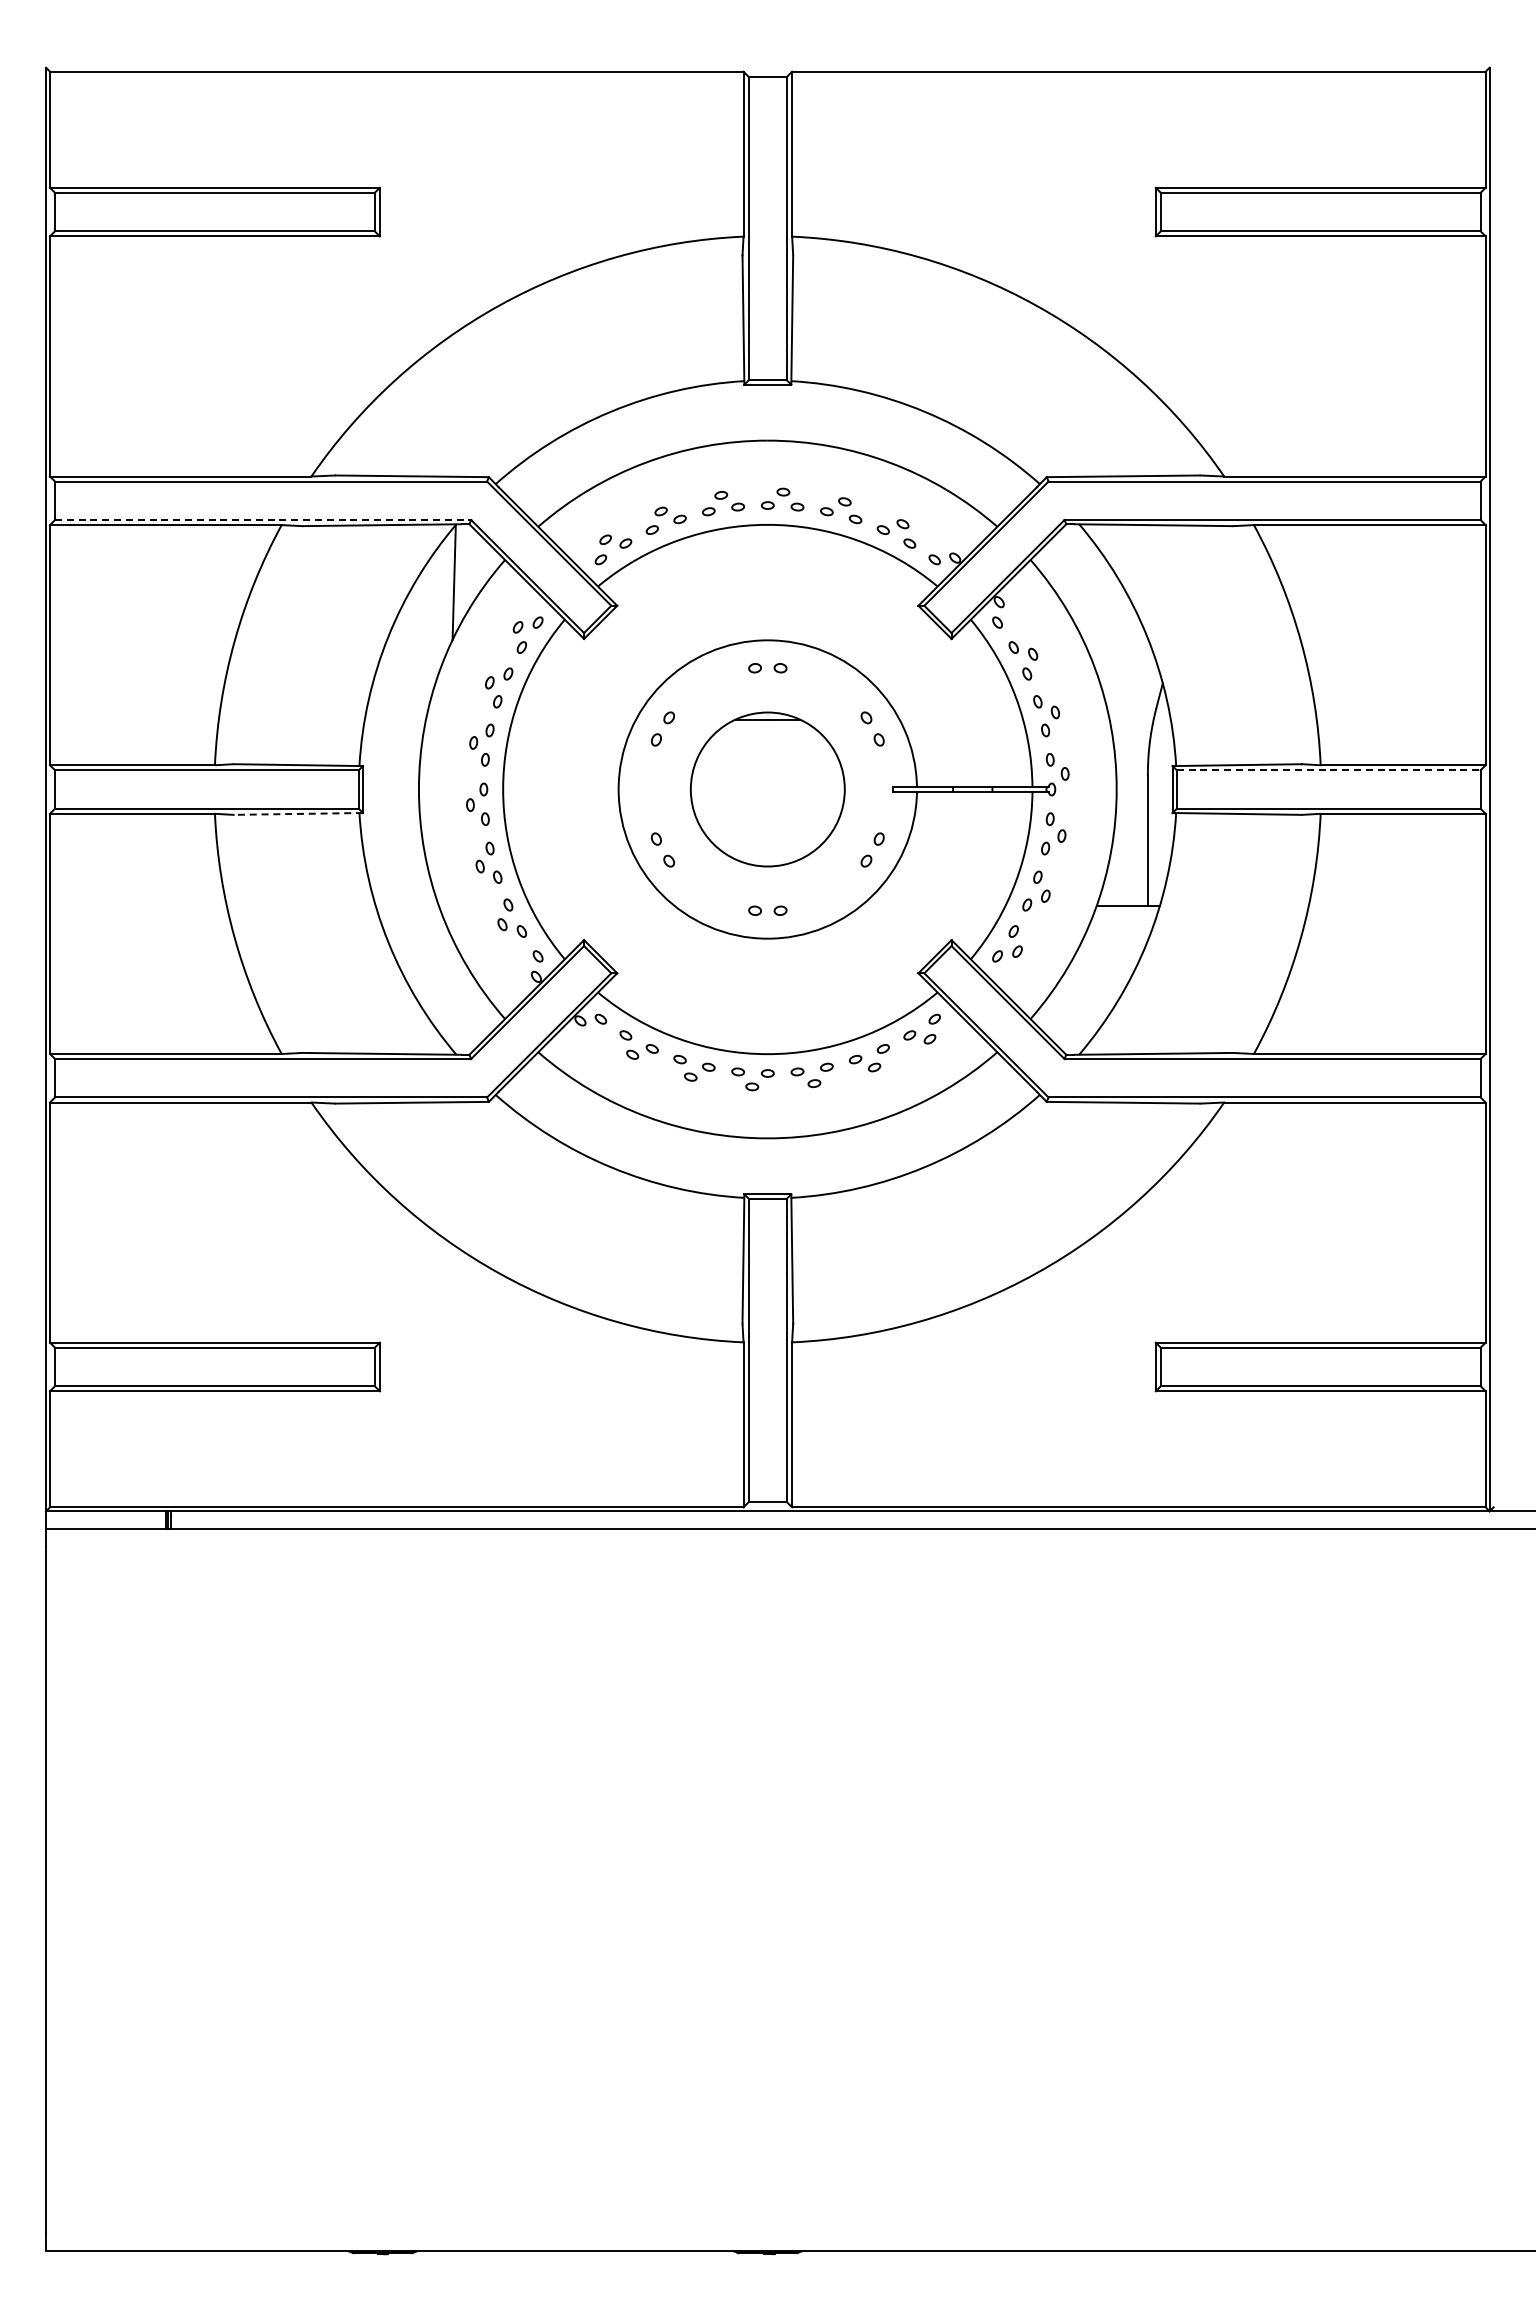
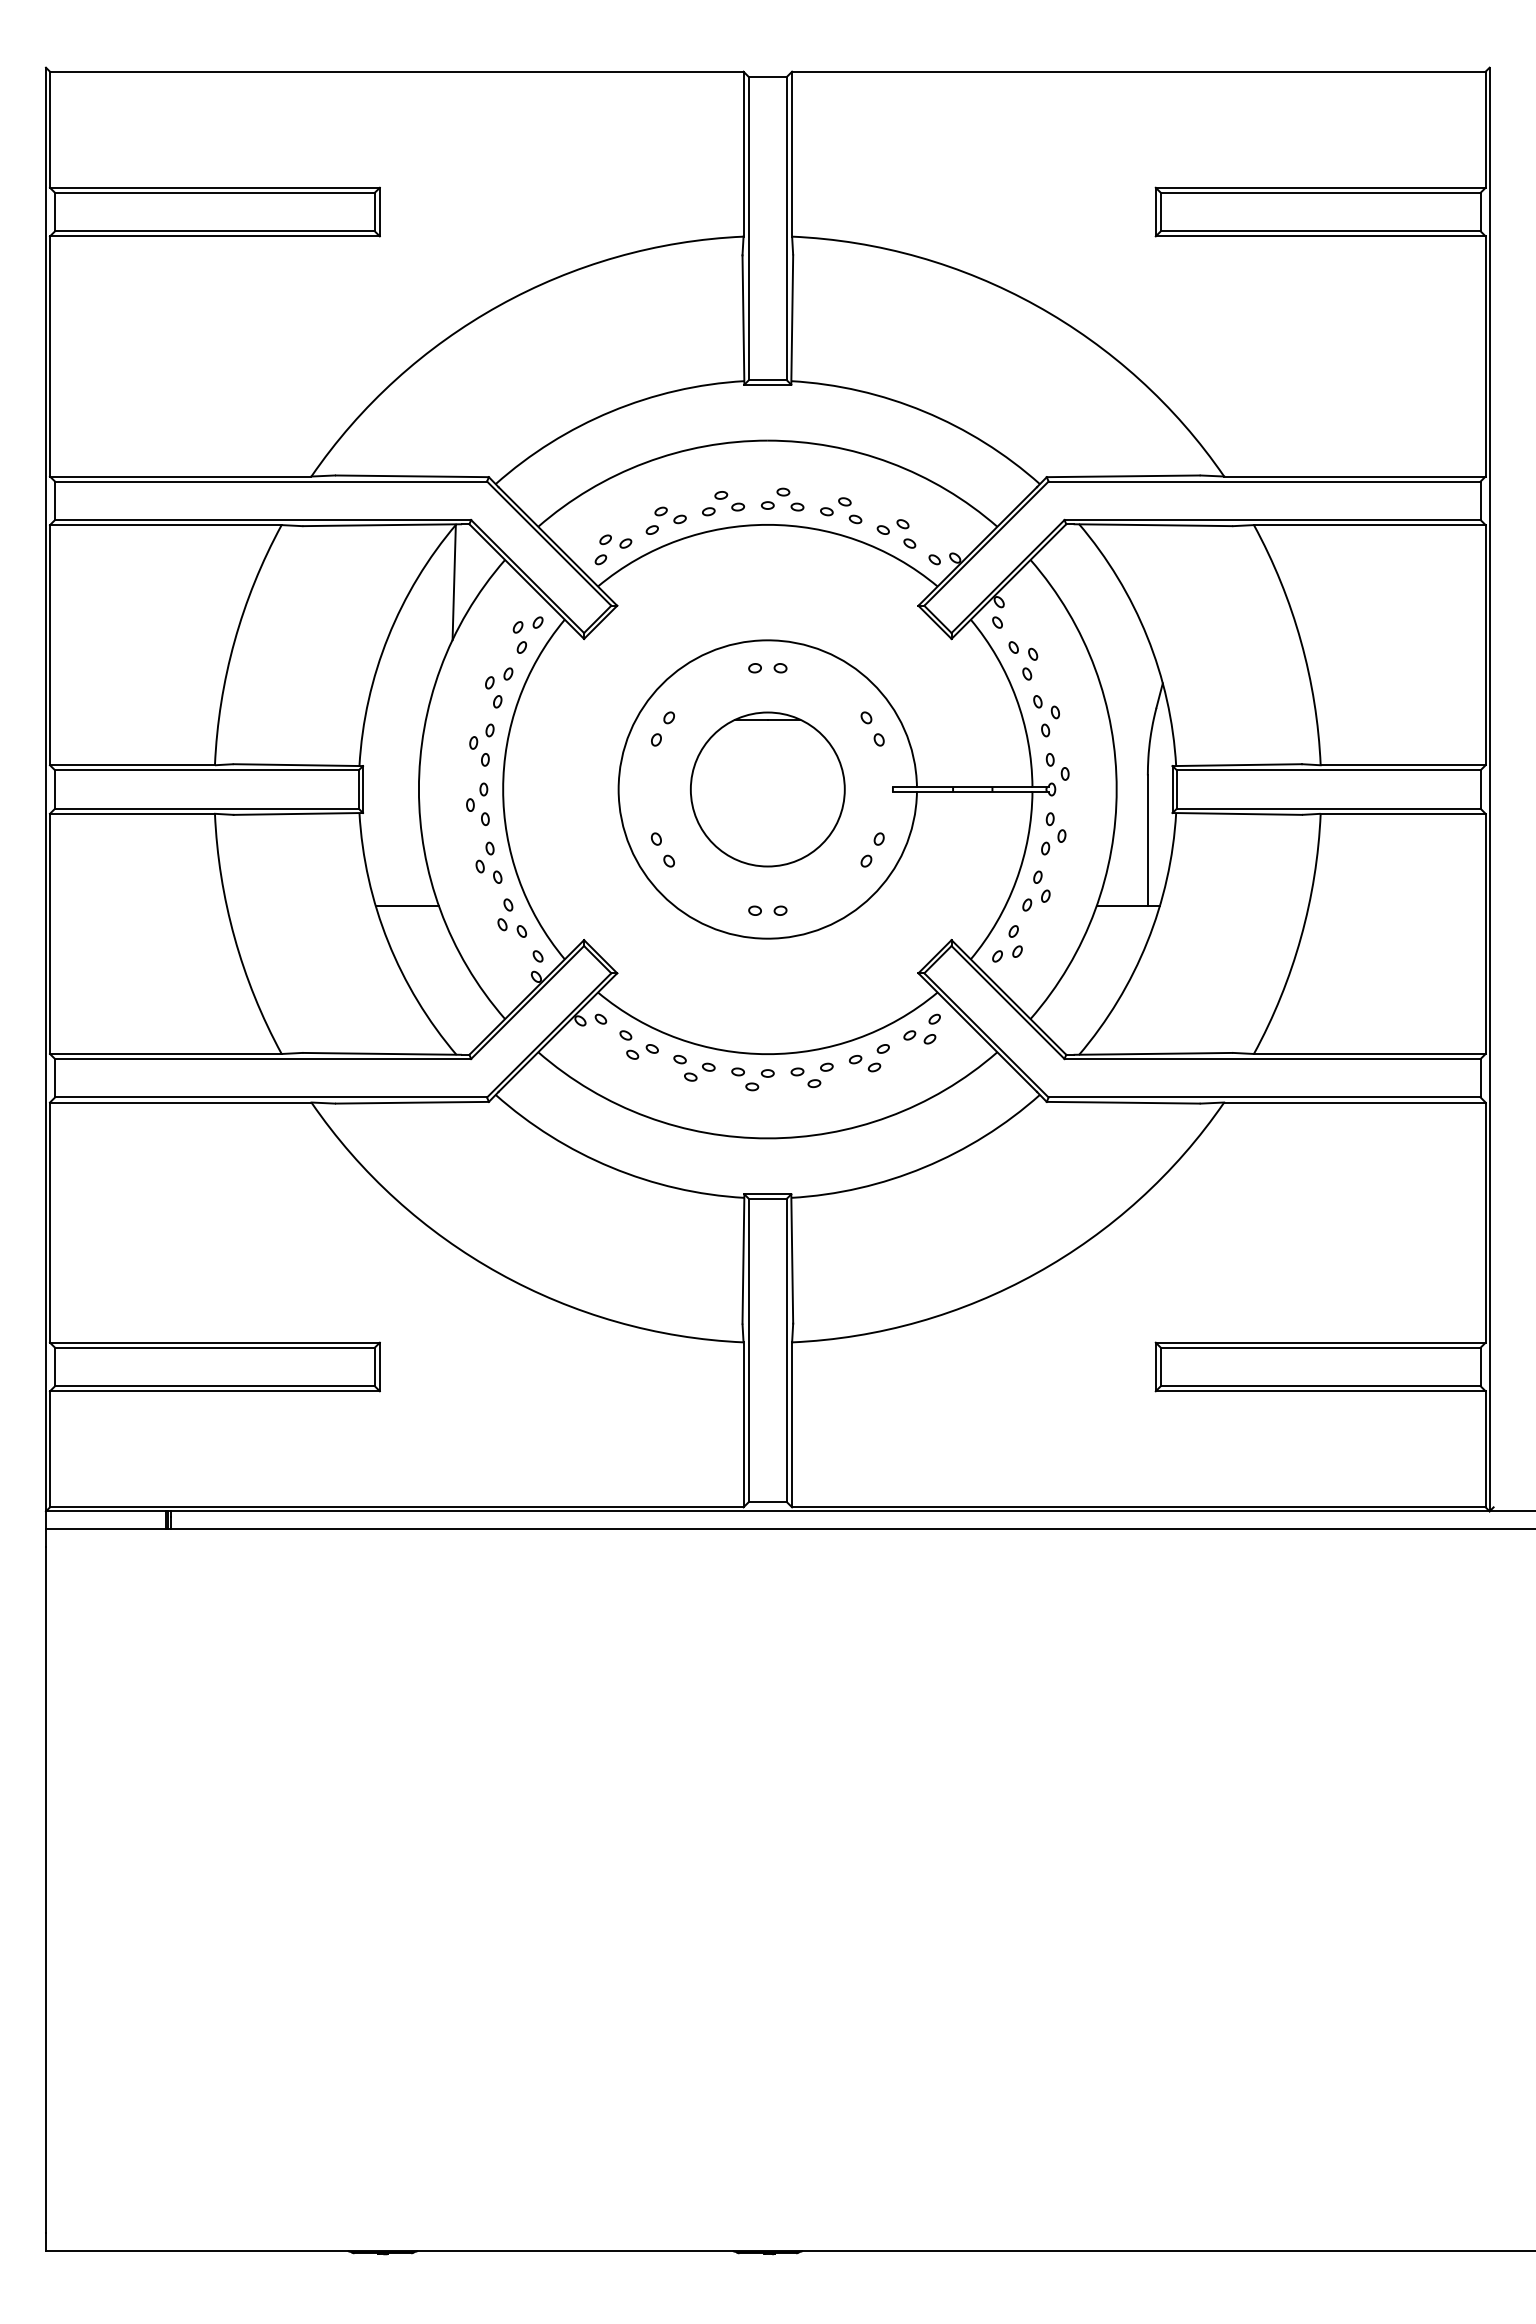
line: dashed -> solid (263, 520)
line: dashed -> solid (1328, 770)
line: dashed -> solid (298, 813)
line: none -> present (406, 905)
